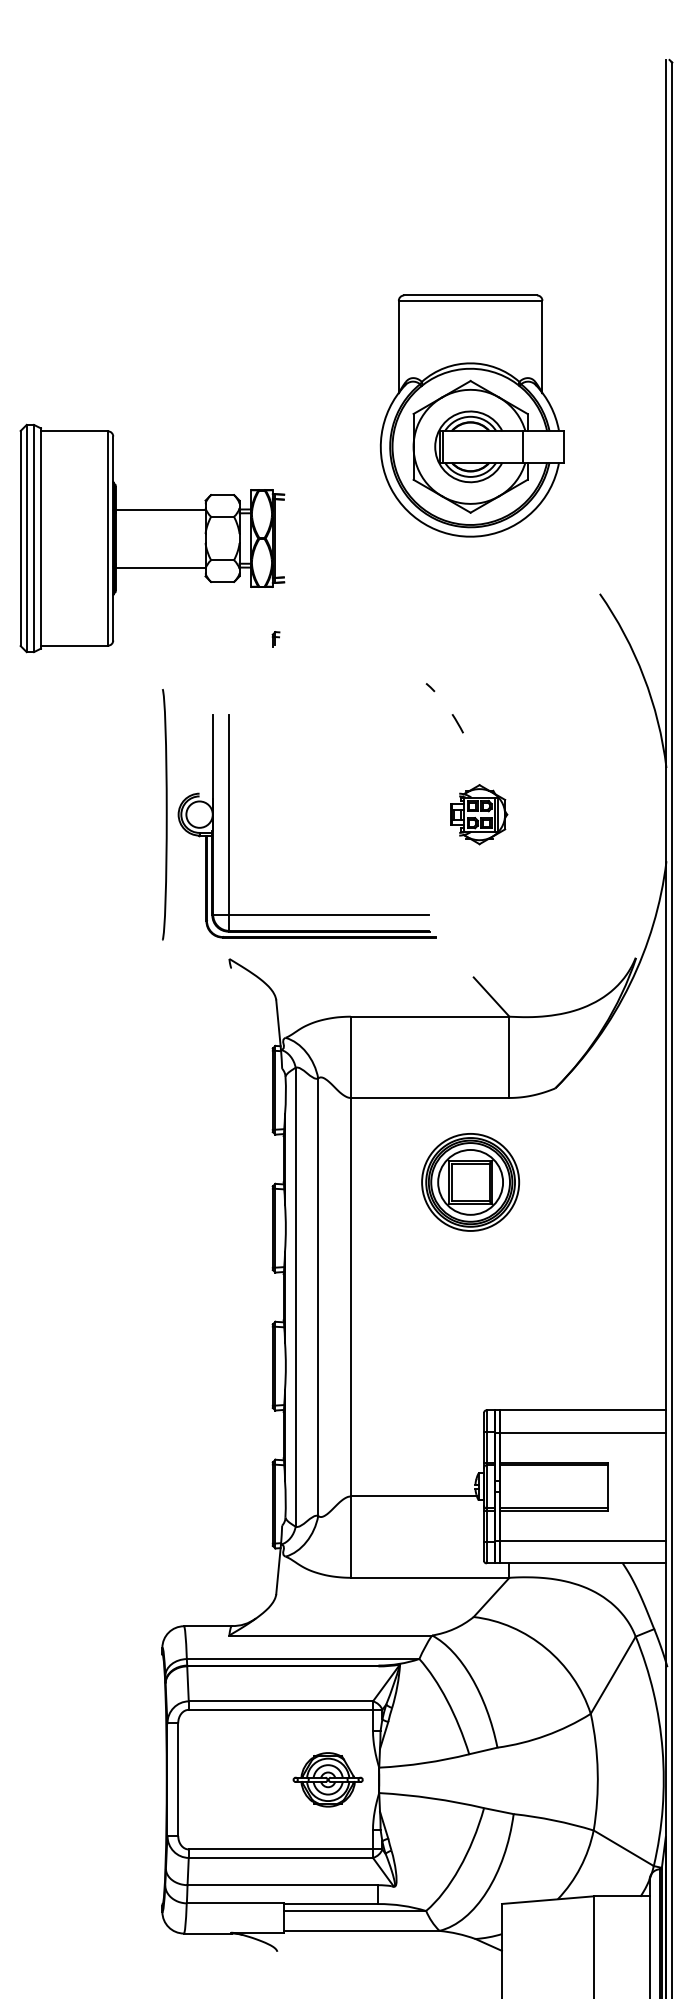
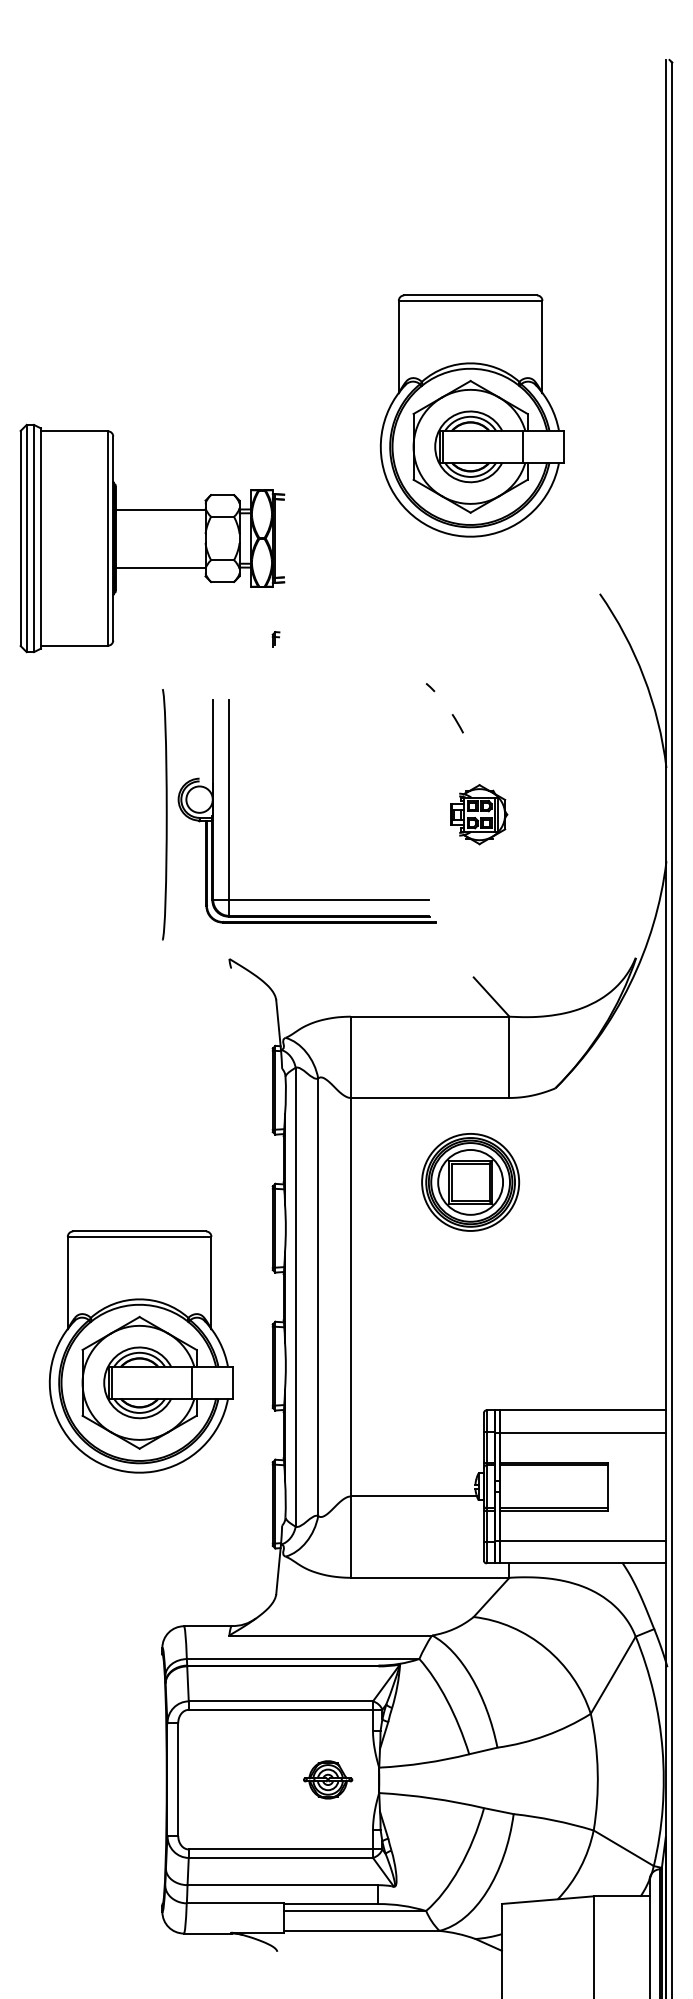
part position: (229, 826) -> (229, 811) (229, 811)
part: none -> present (140, 1351)
part size: 72x56 px -> 51x40 px (328, 1779)
